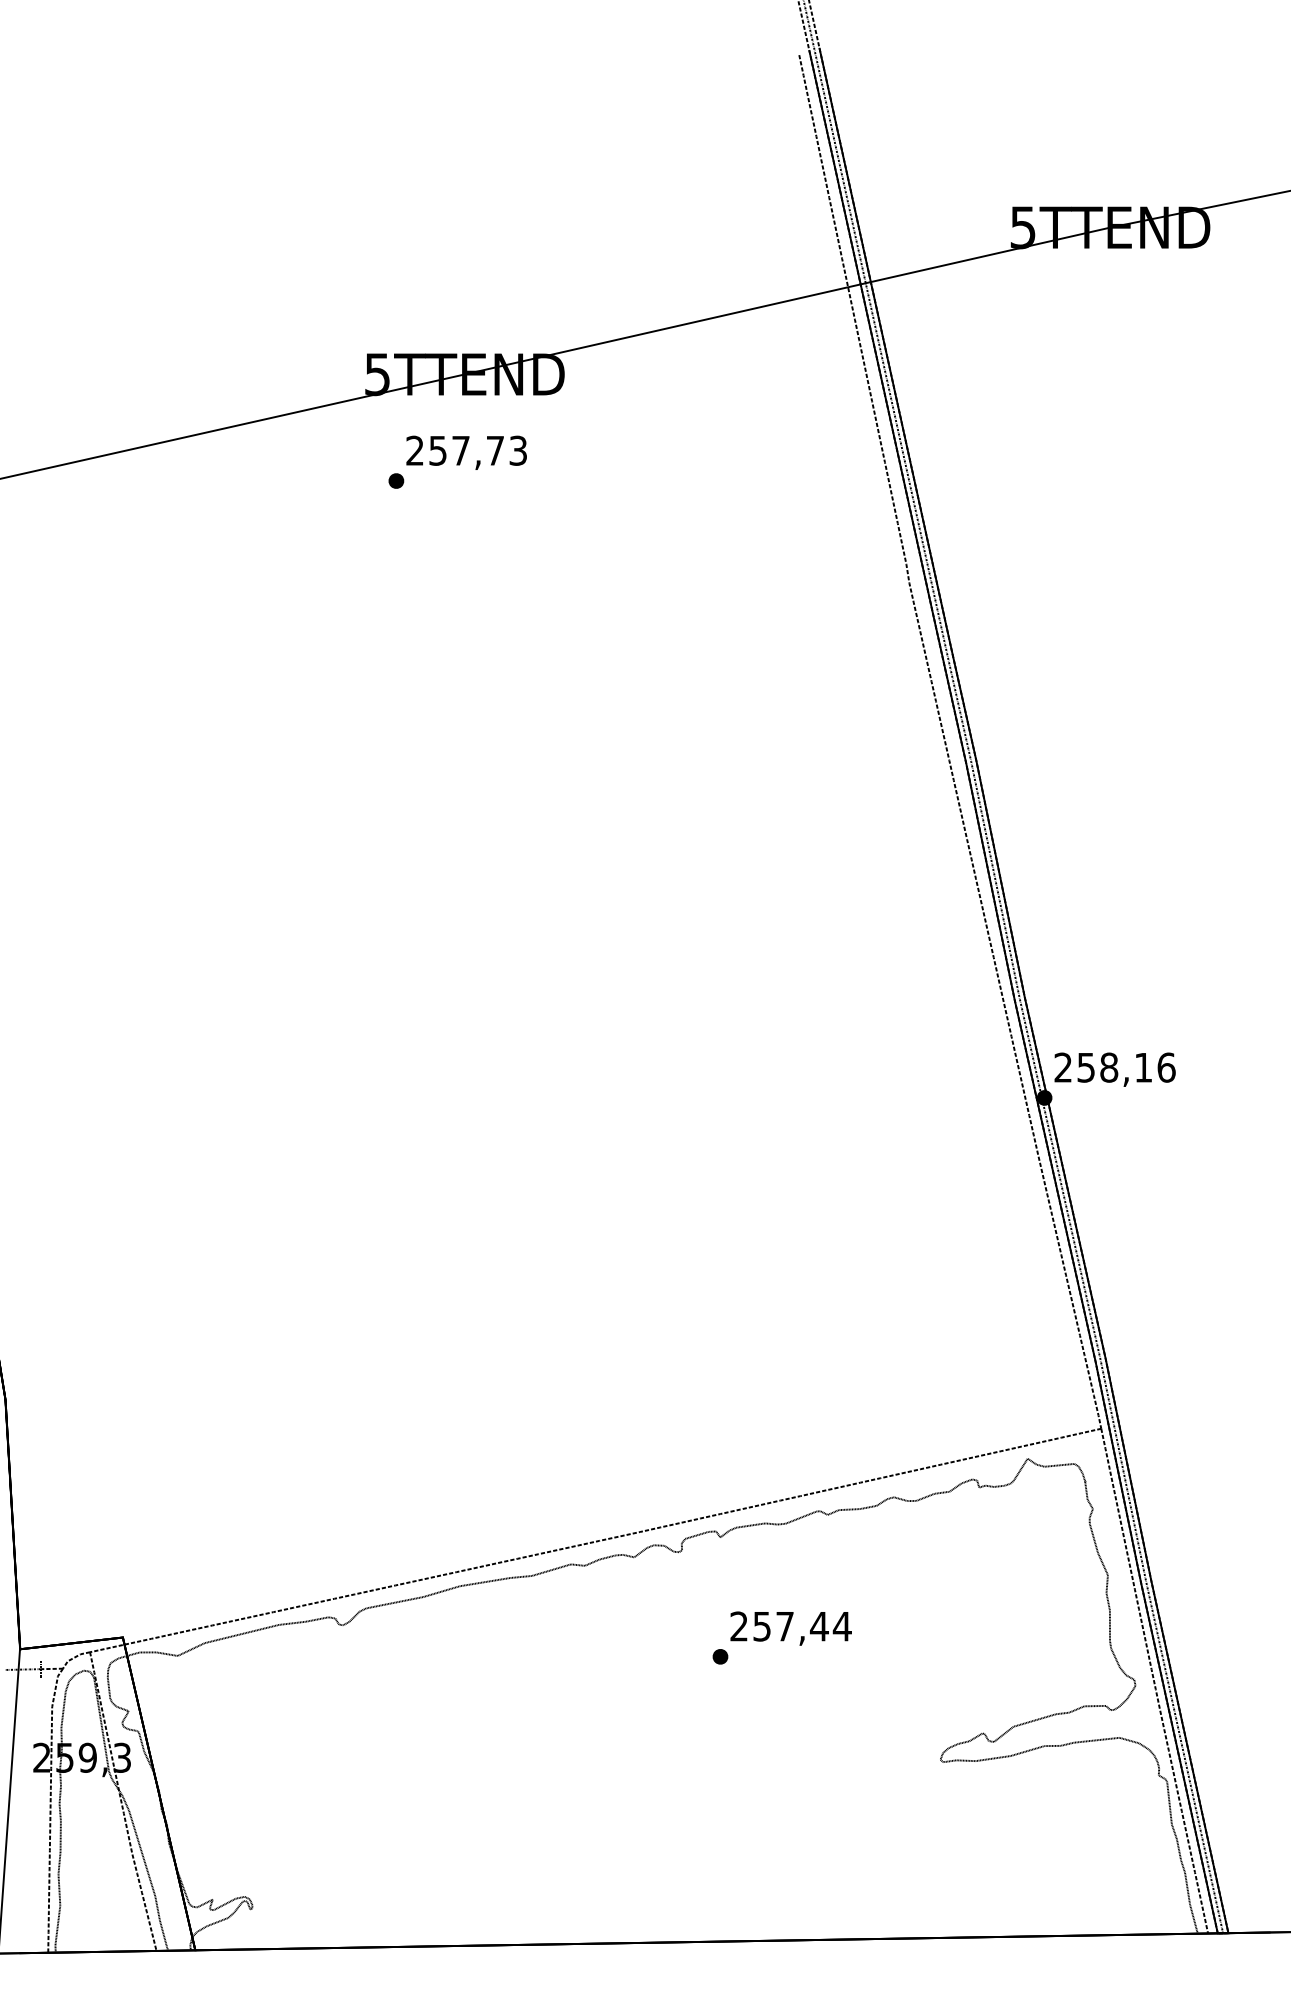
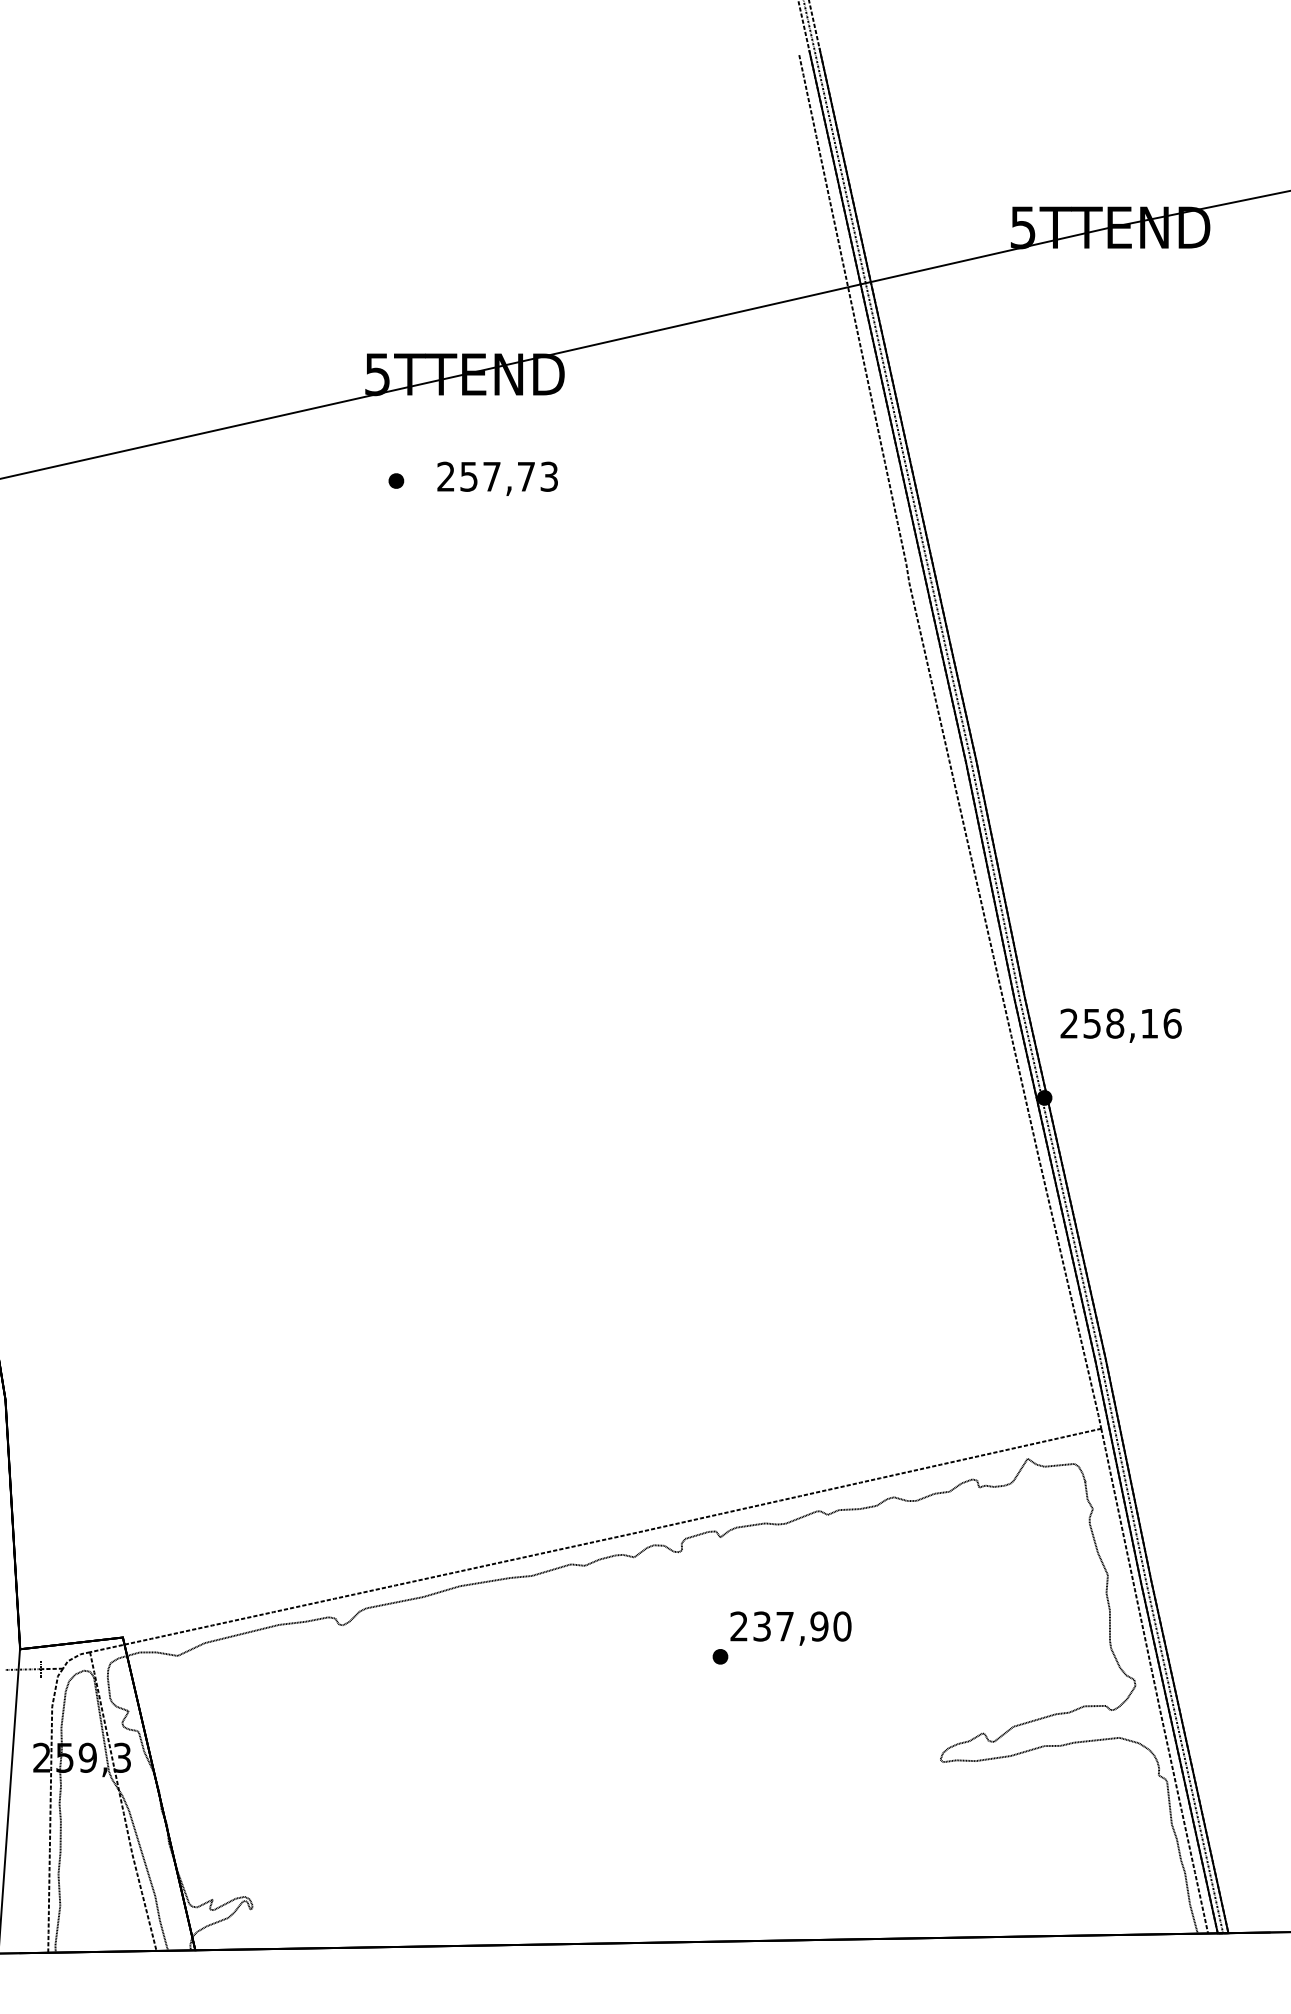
text position: (466, 452) -> (497, 478) (497, 478)
text position: (1114, 1069) -> (1120, 1025) (1120, 1025)
text: 257,44 -> 237,90 (802, 1626)
